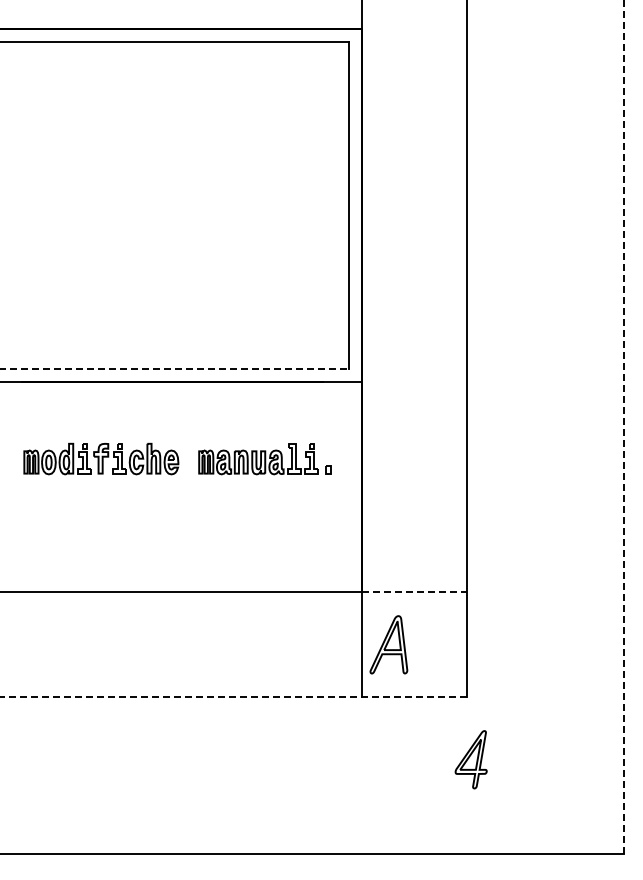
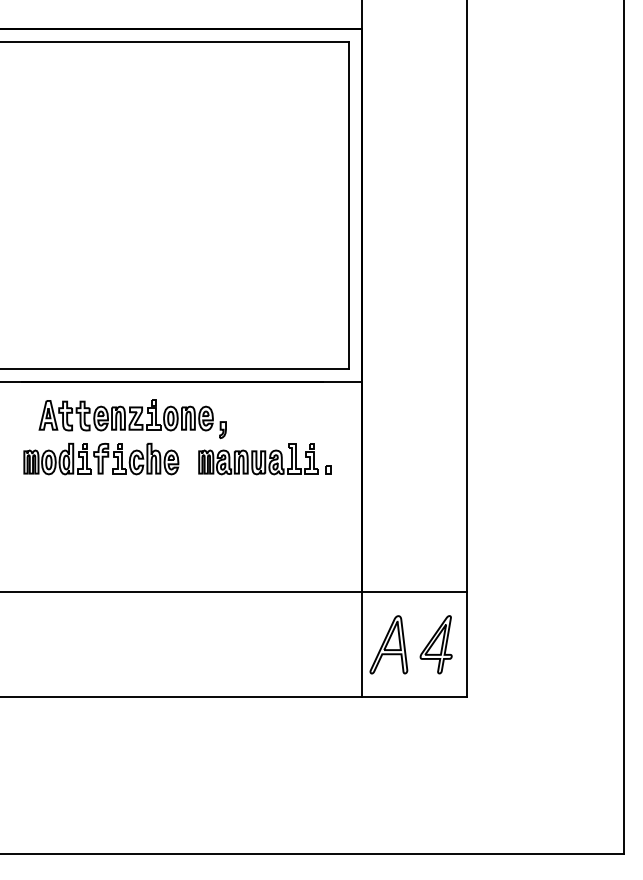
line: dashed -> solid (175, 369)
part: none -> present (132, 418)
line: dashed -> solid (623, 427)
line: dashed -> solid (415, 591)
line: dashed -> solid (233, 696)
part position: (470, 759) -> (435, 644) (435, 644)
